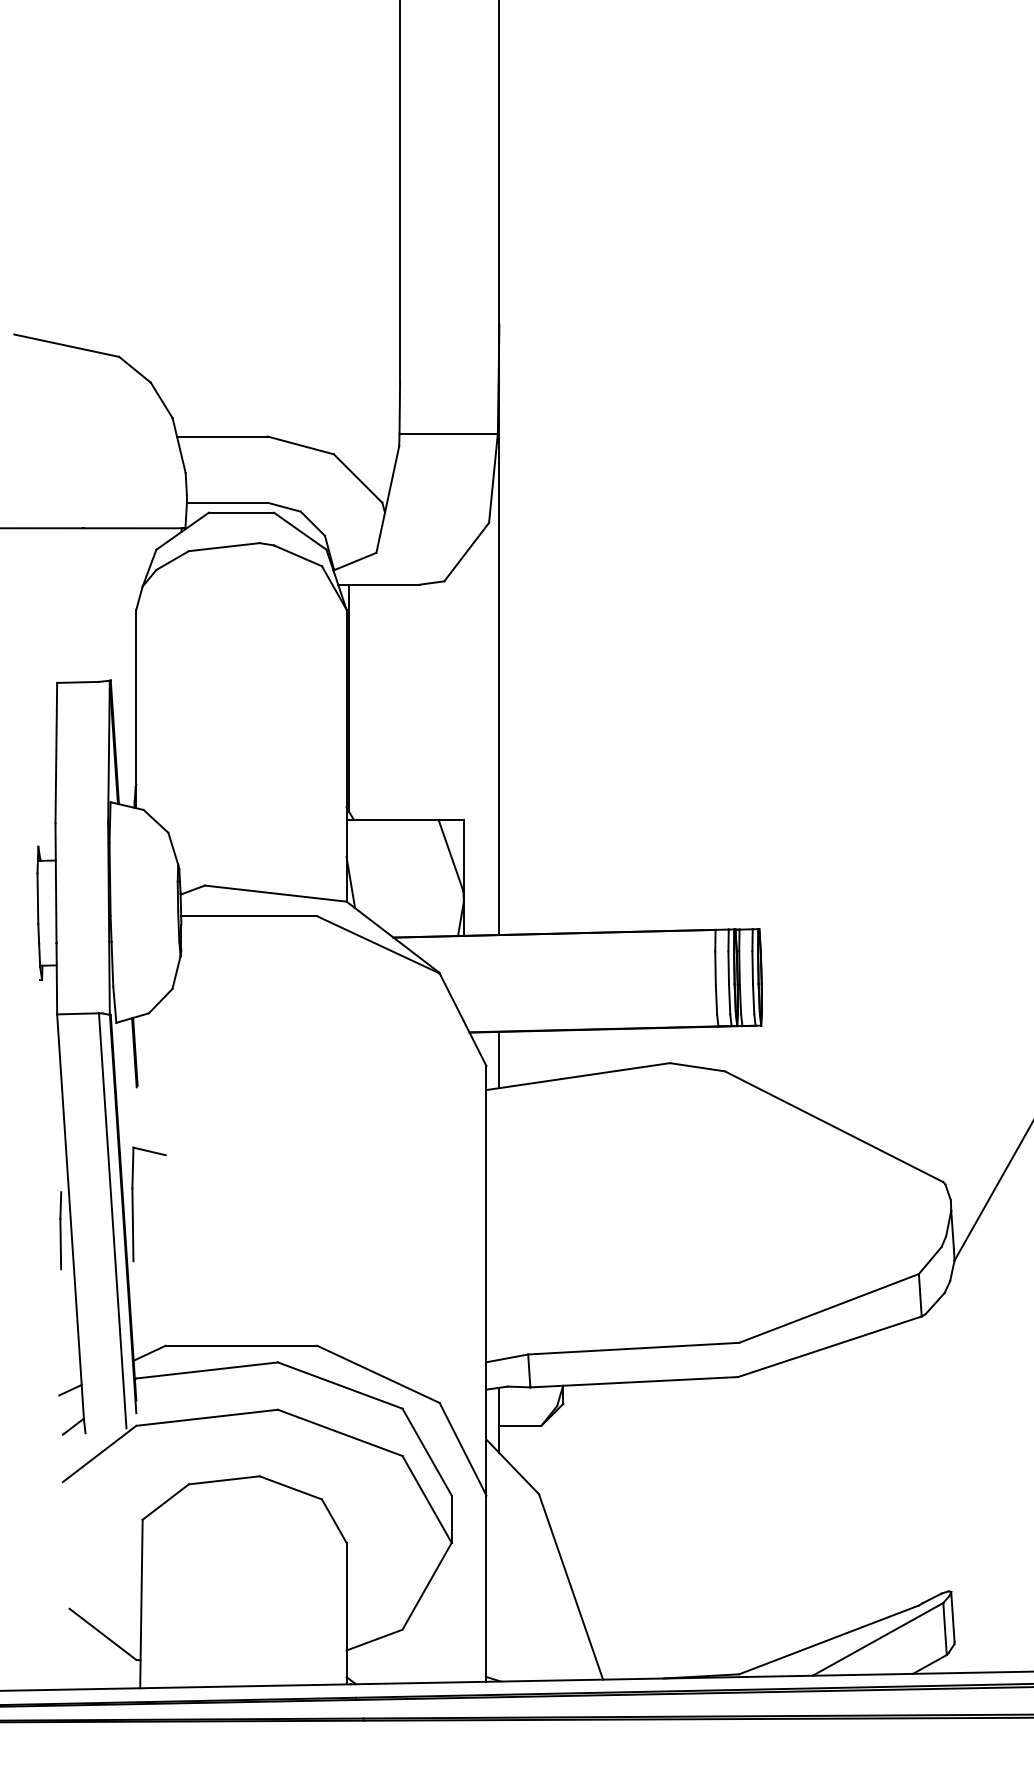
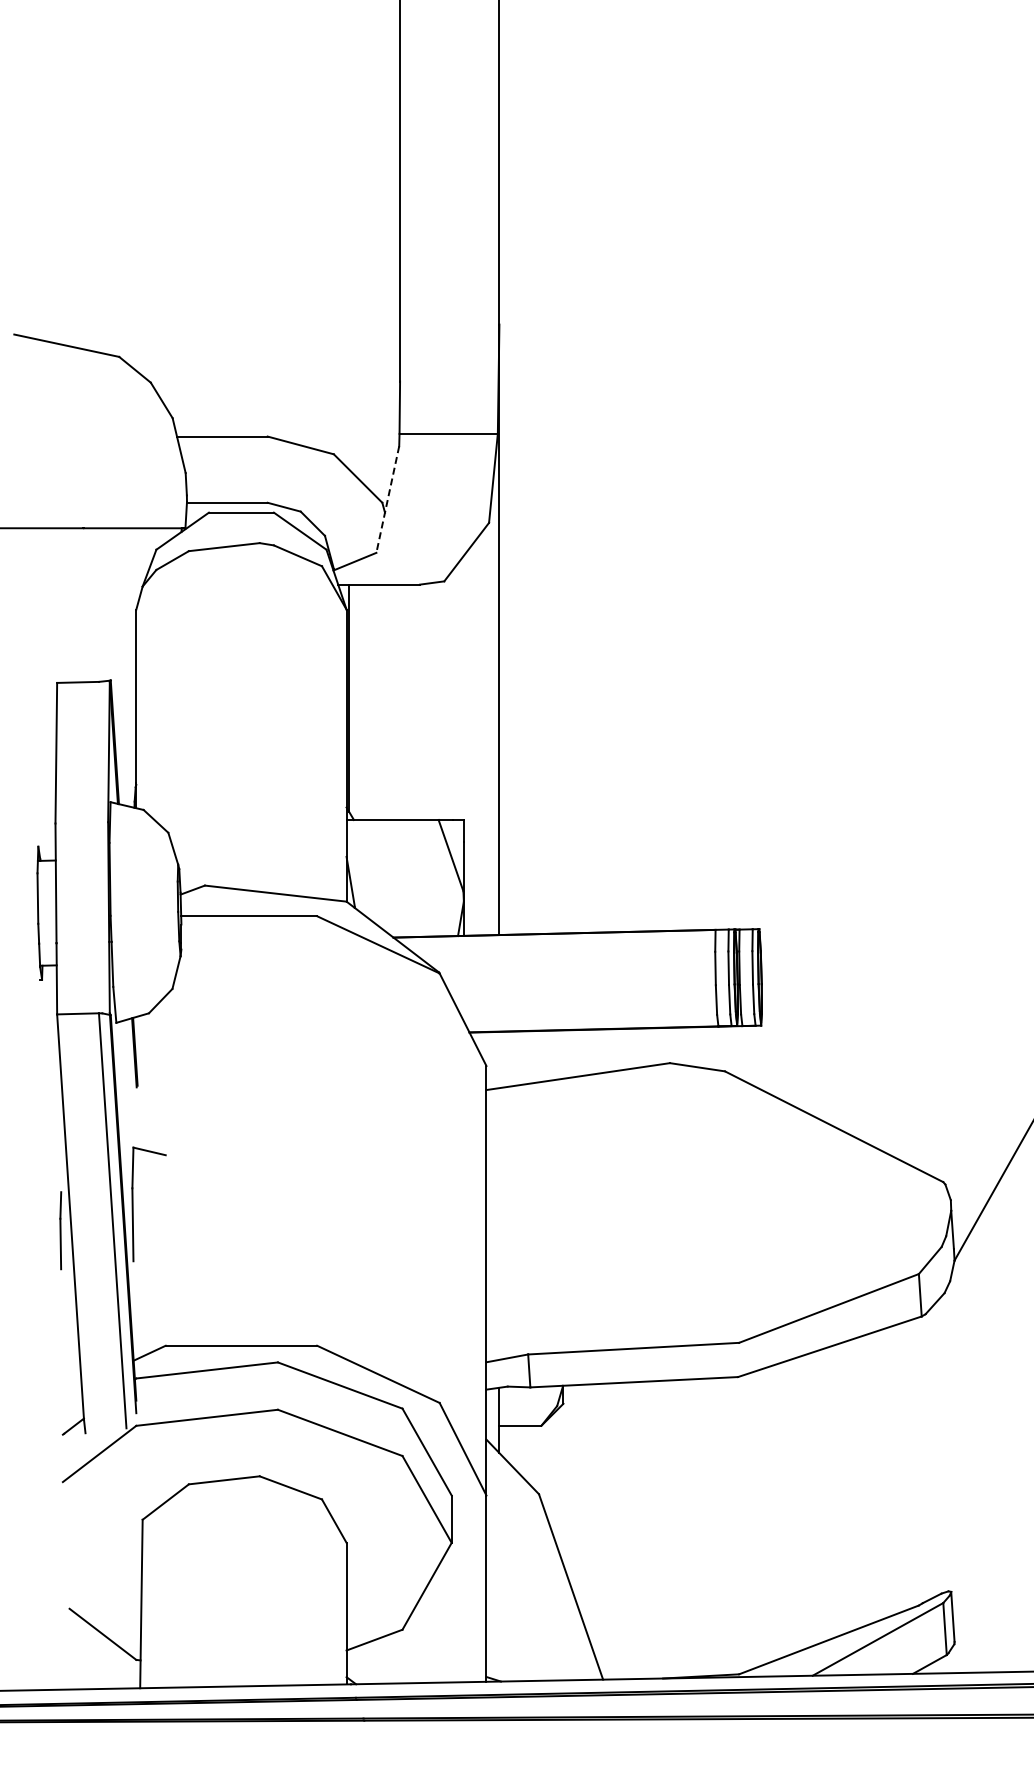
line: solid -> dashed (387, 499)
line: present -> none (499, 1059)
line: present -> none (70, 1389)
